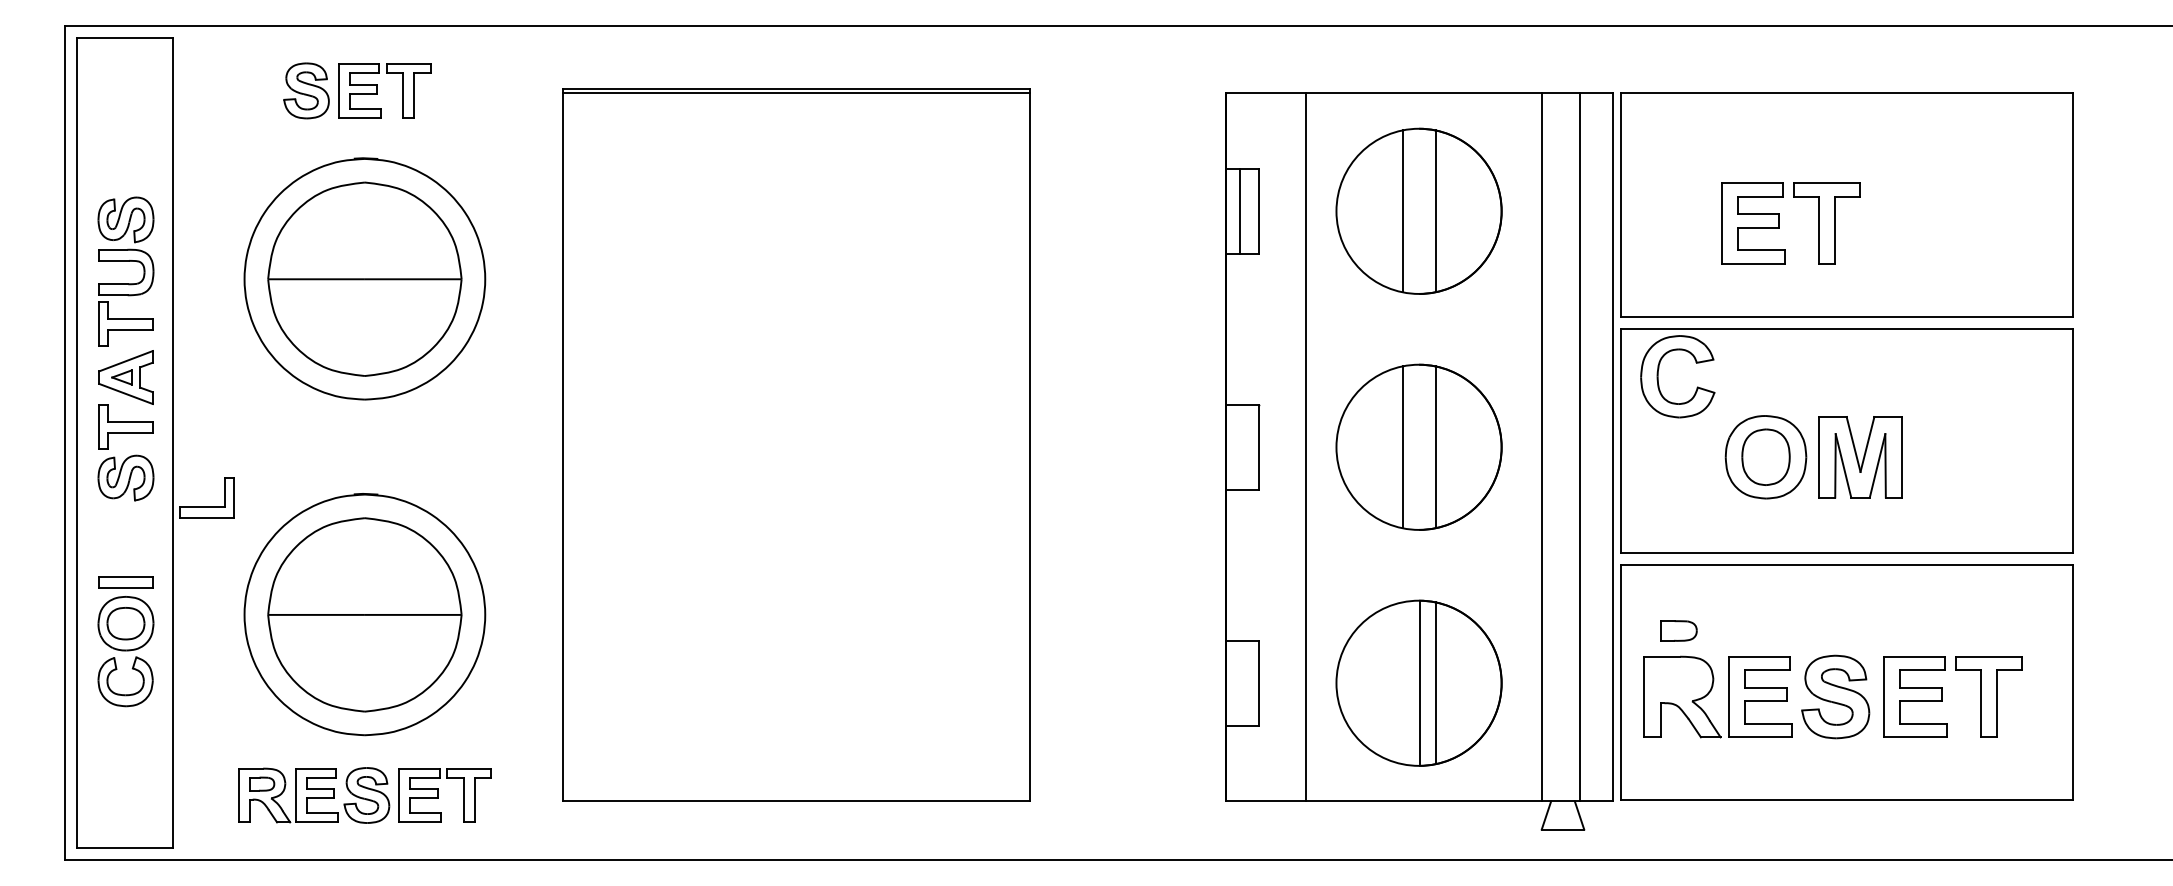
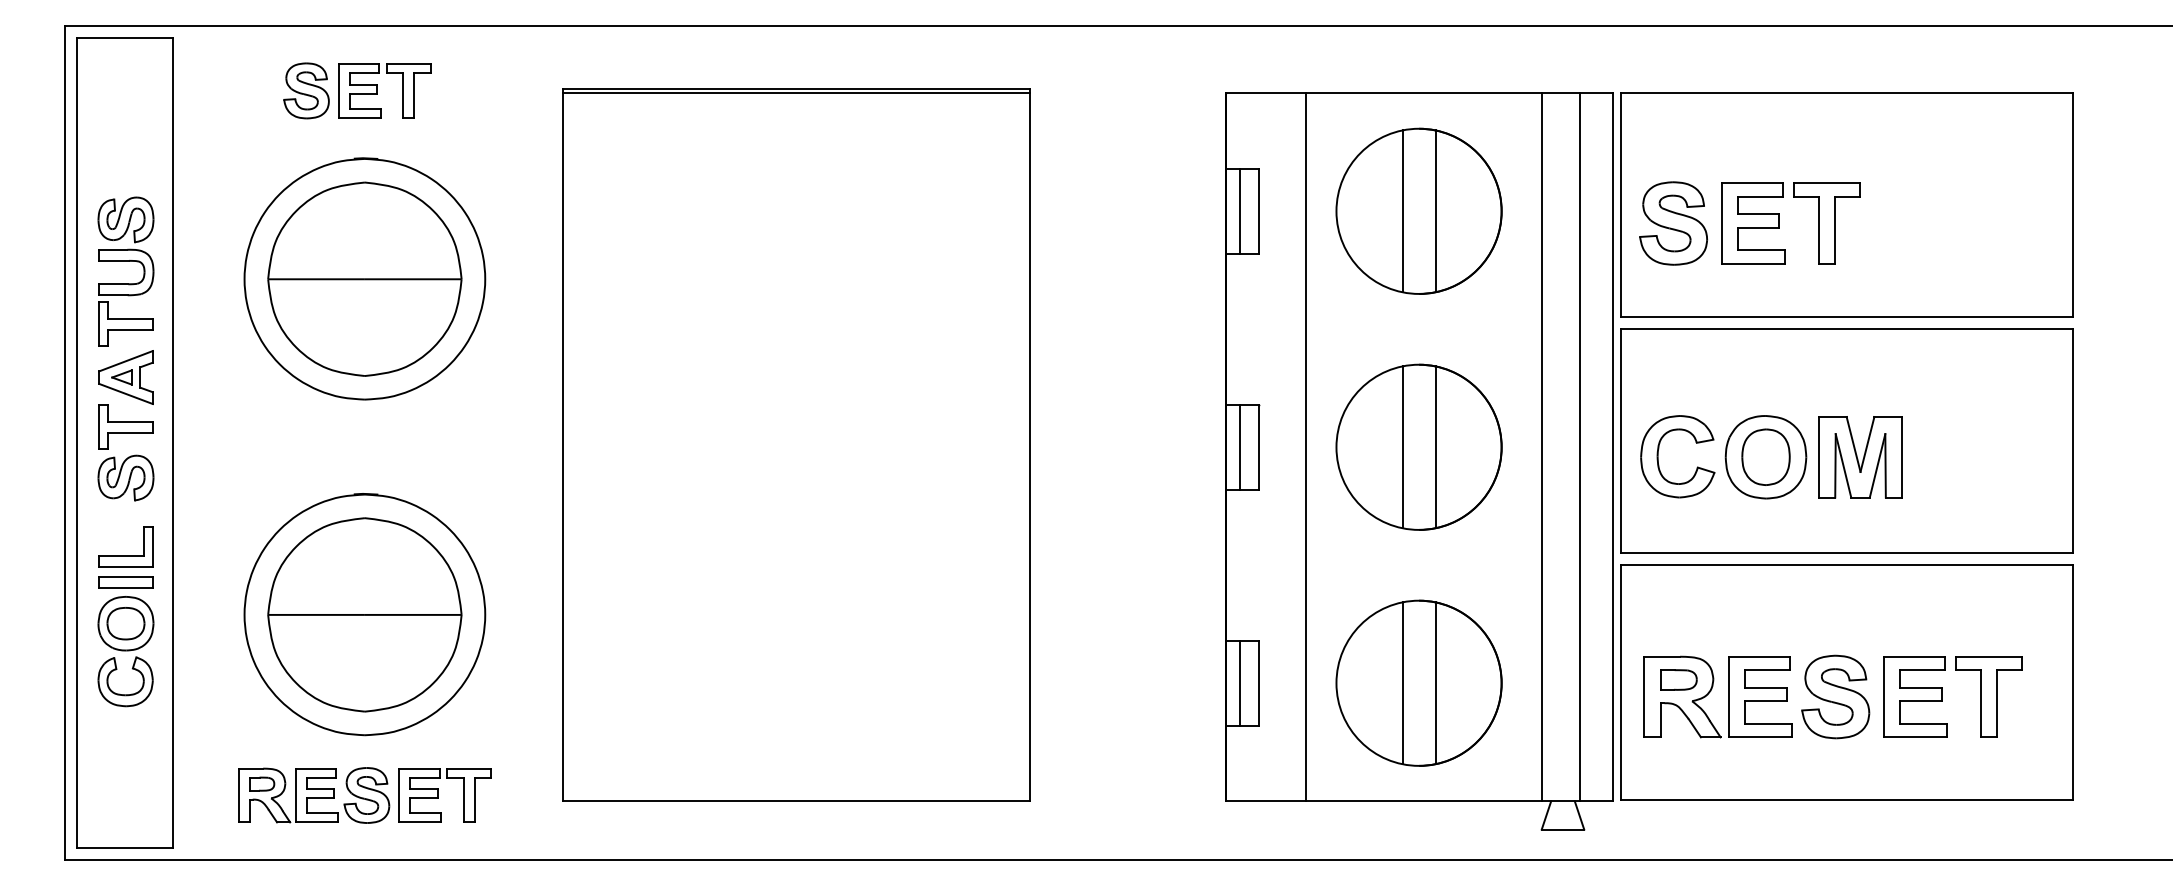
part: none -> present (1673, 223)
part position: (1658, 376) -> (1658, 456) (1658, 456)
line: none -> present (1239, 446)
part position: (206, 506) -> (125, 555) (125, 555)
part position: (1678, 630) -> (1678, 679) (1678, 679)
line: none -> present (1239, 682)
line position: (1419, 683) -> (1402, 683) (1402, 683)
